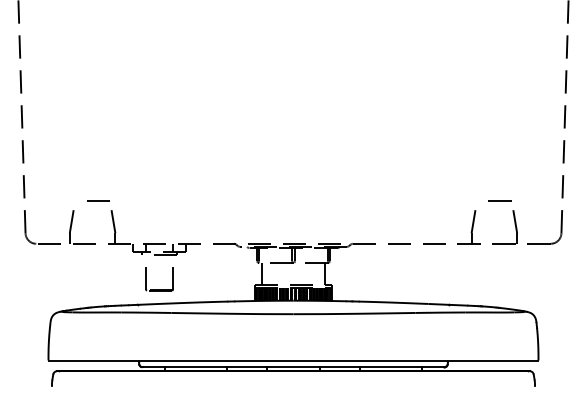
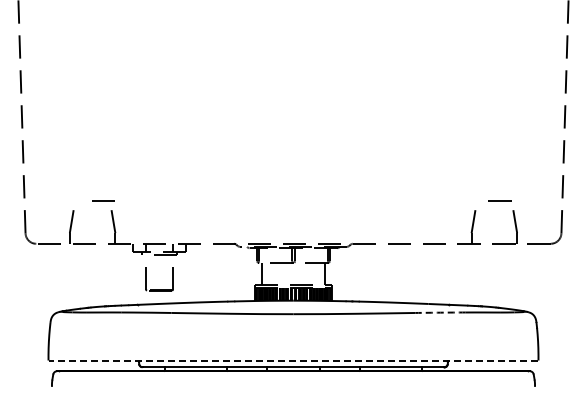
line position: (98, 200) -> (103, 200) (103, 200)
arc: solid -> dashed (440, 312)
line: solid -> dashed (293, 360)
